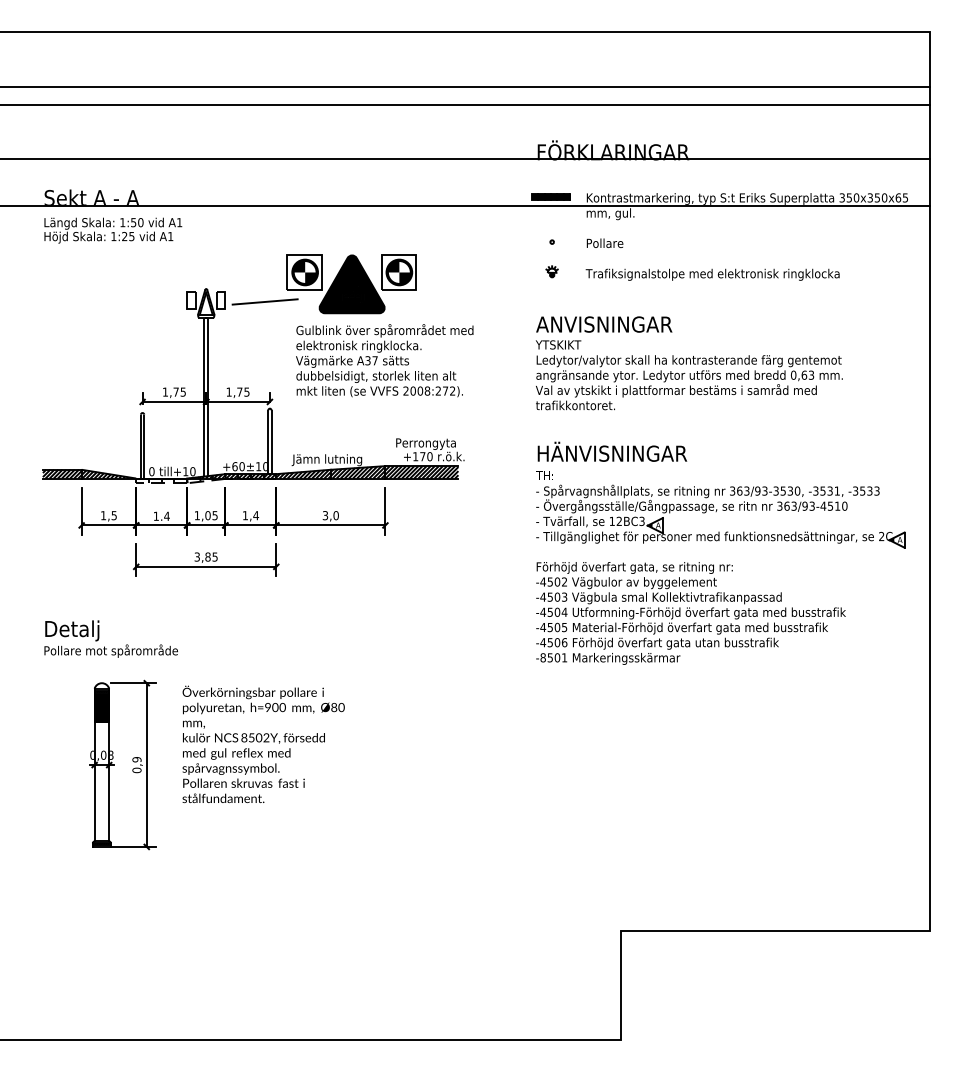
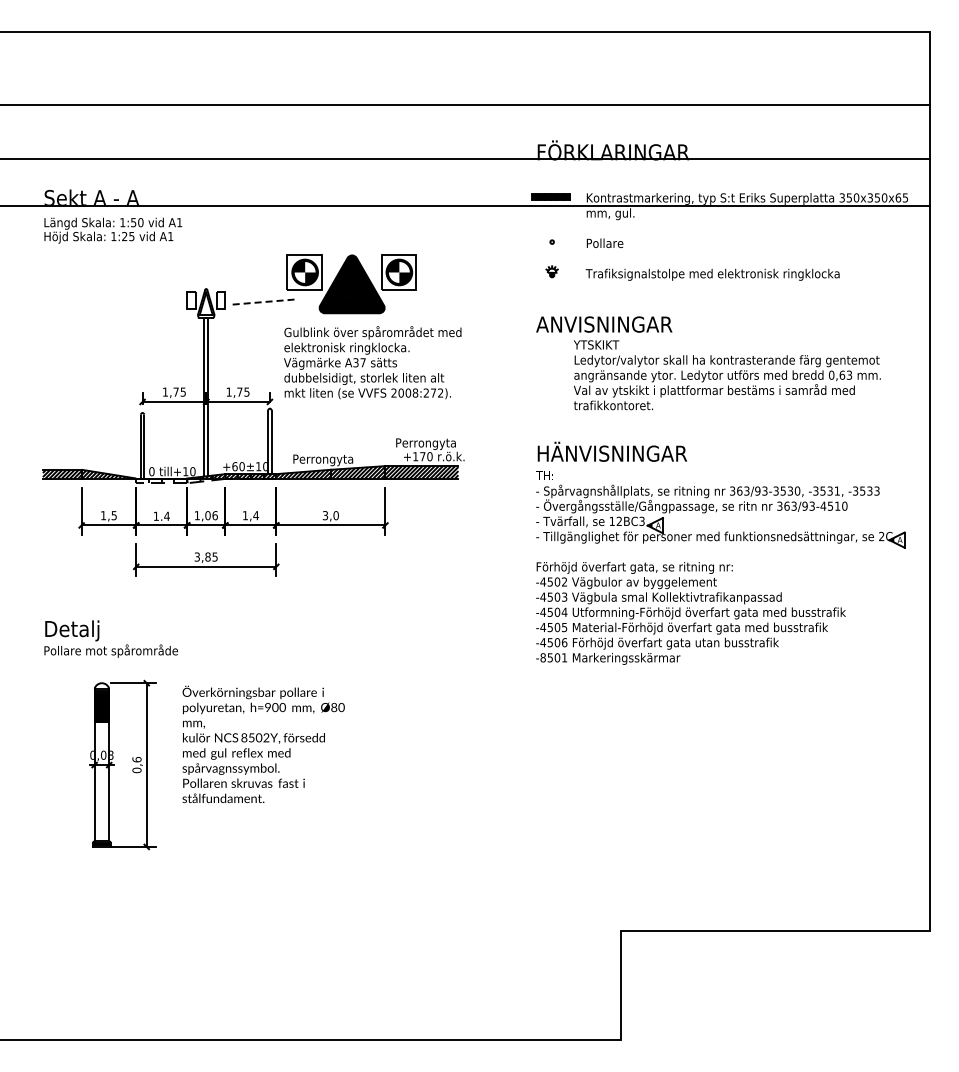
line: present -> none (466, 86)
line: solid -> dashed (265, 301)
text position: (384, 360) -> (372, 362) (372, 362)
text position: (688, 375) -> (726, 375) (726, 375)
text: Jämn lutning -> Perrongyta (326, 460)
text: 1,05 -> 1,06 (214, 515)
text: 0,9 -> 0,6 (136, 759)
